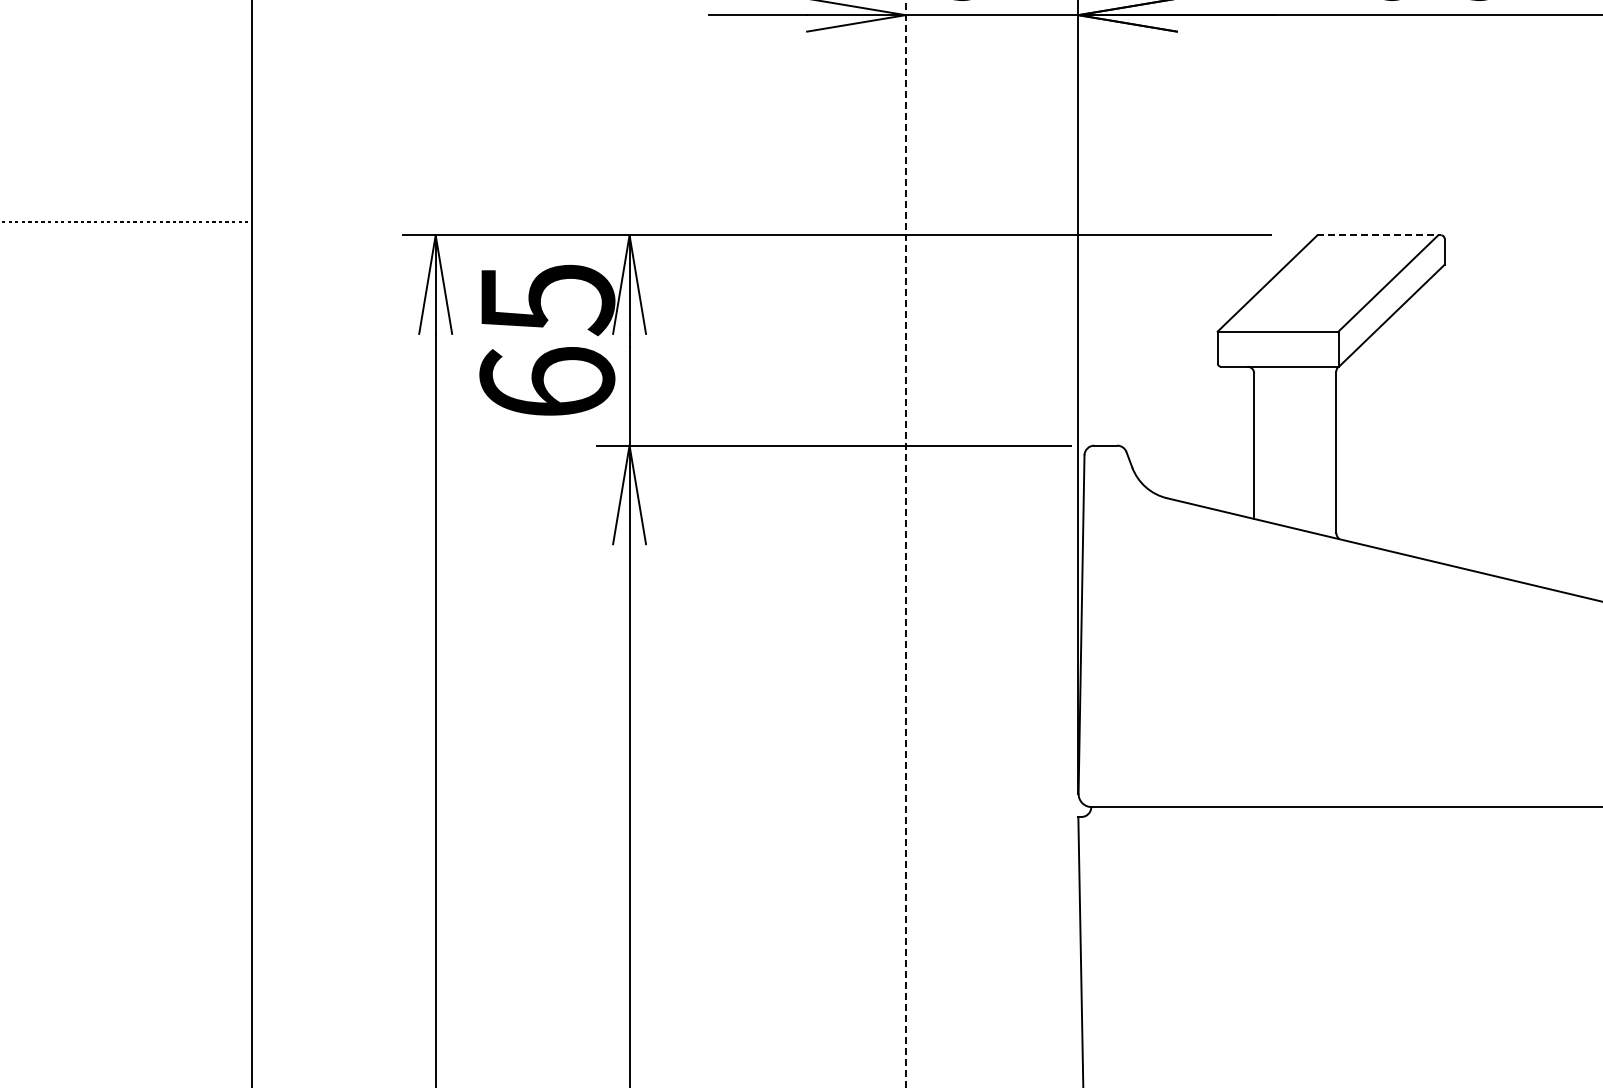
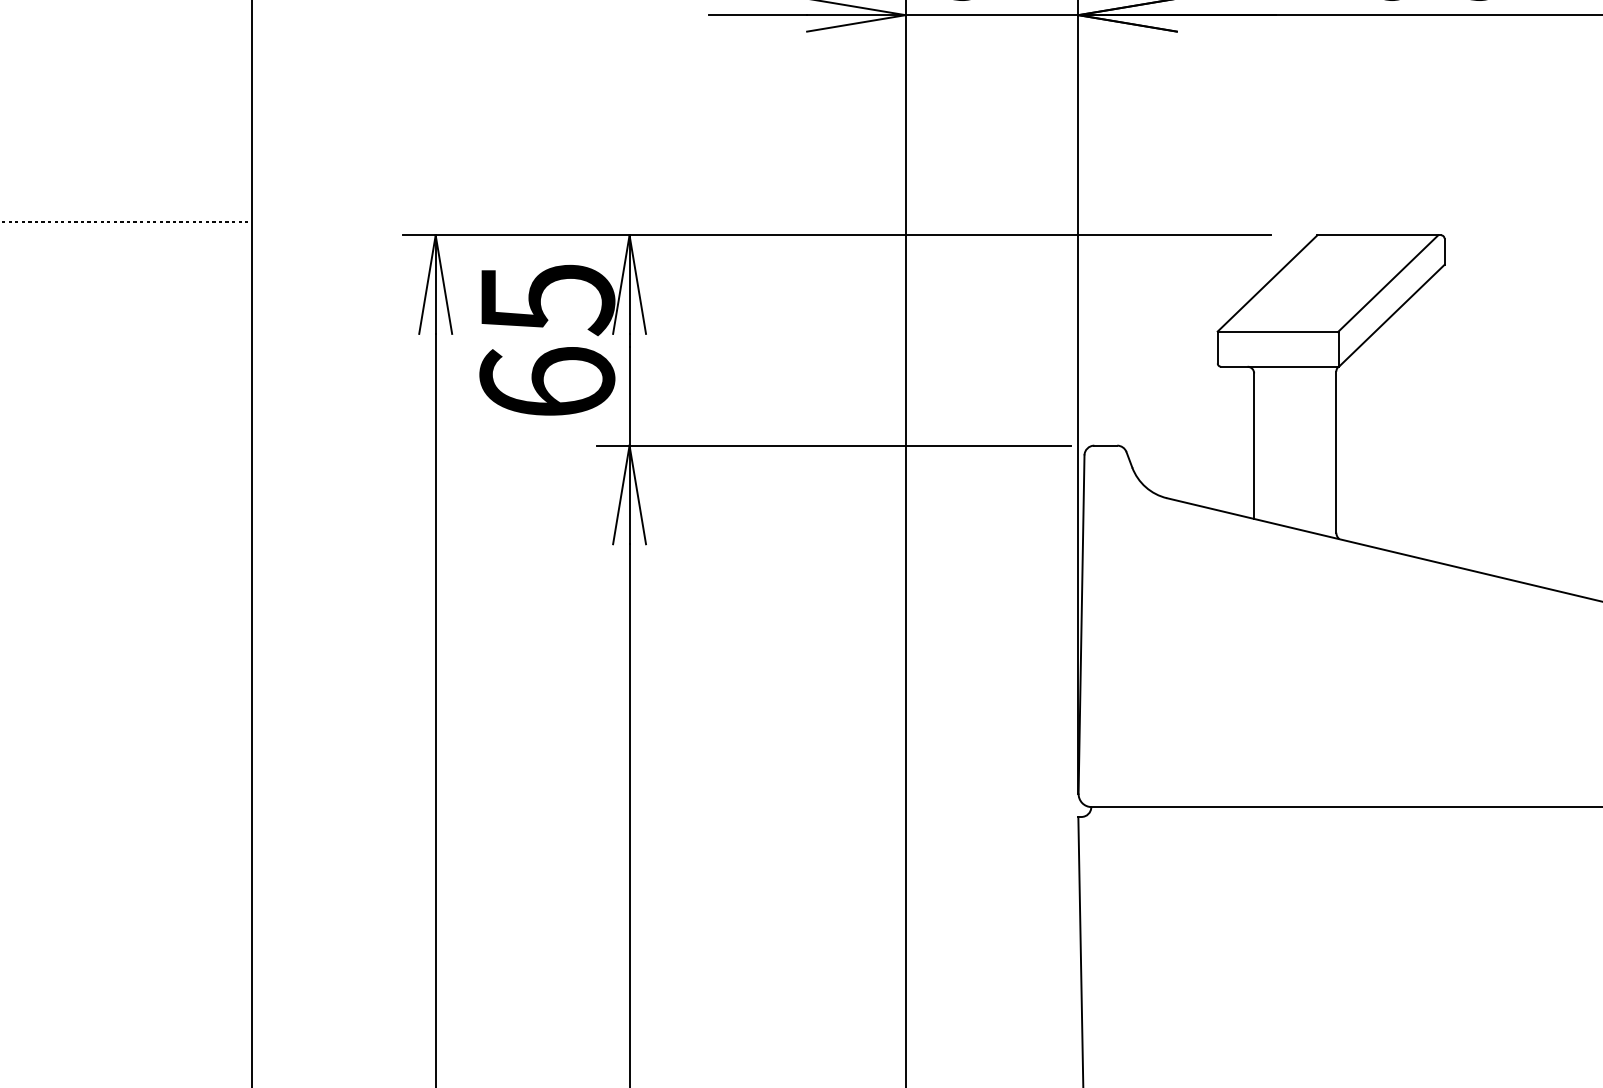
line: dashed -> solid (1379, 235)
line: dashed -> solid (905, 544)
